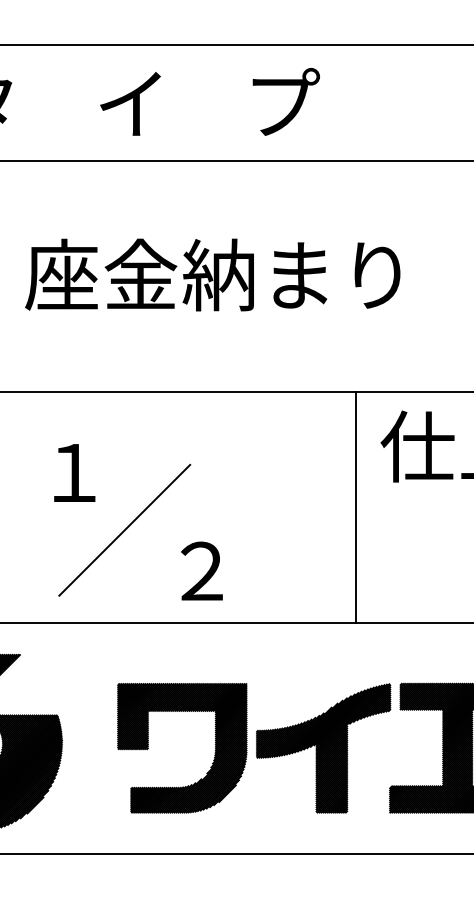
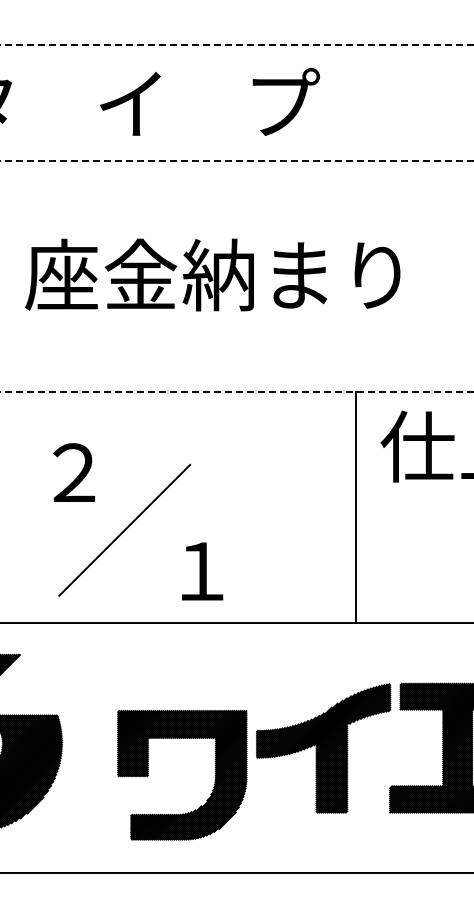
line: solid -> dashed (237, 44)
line: solid -> dashed (237, 160)
line: solid -> dashed (237, 391)
text: １ -> ２ (74, 472)
text: ２ -> １ (202, 570)
part position: (214, 750) -> (214, 777) (214, 777)
line position: (236, 853) -> (236, 872) (236, 872)
